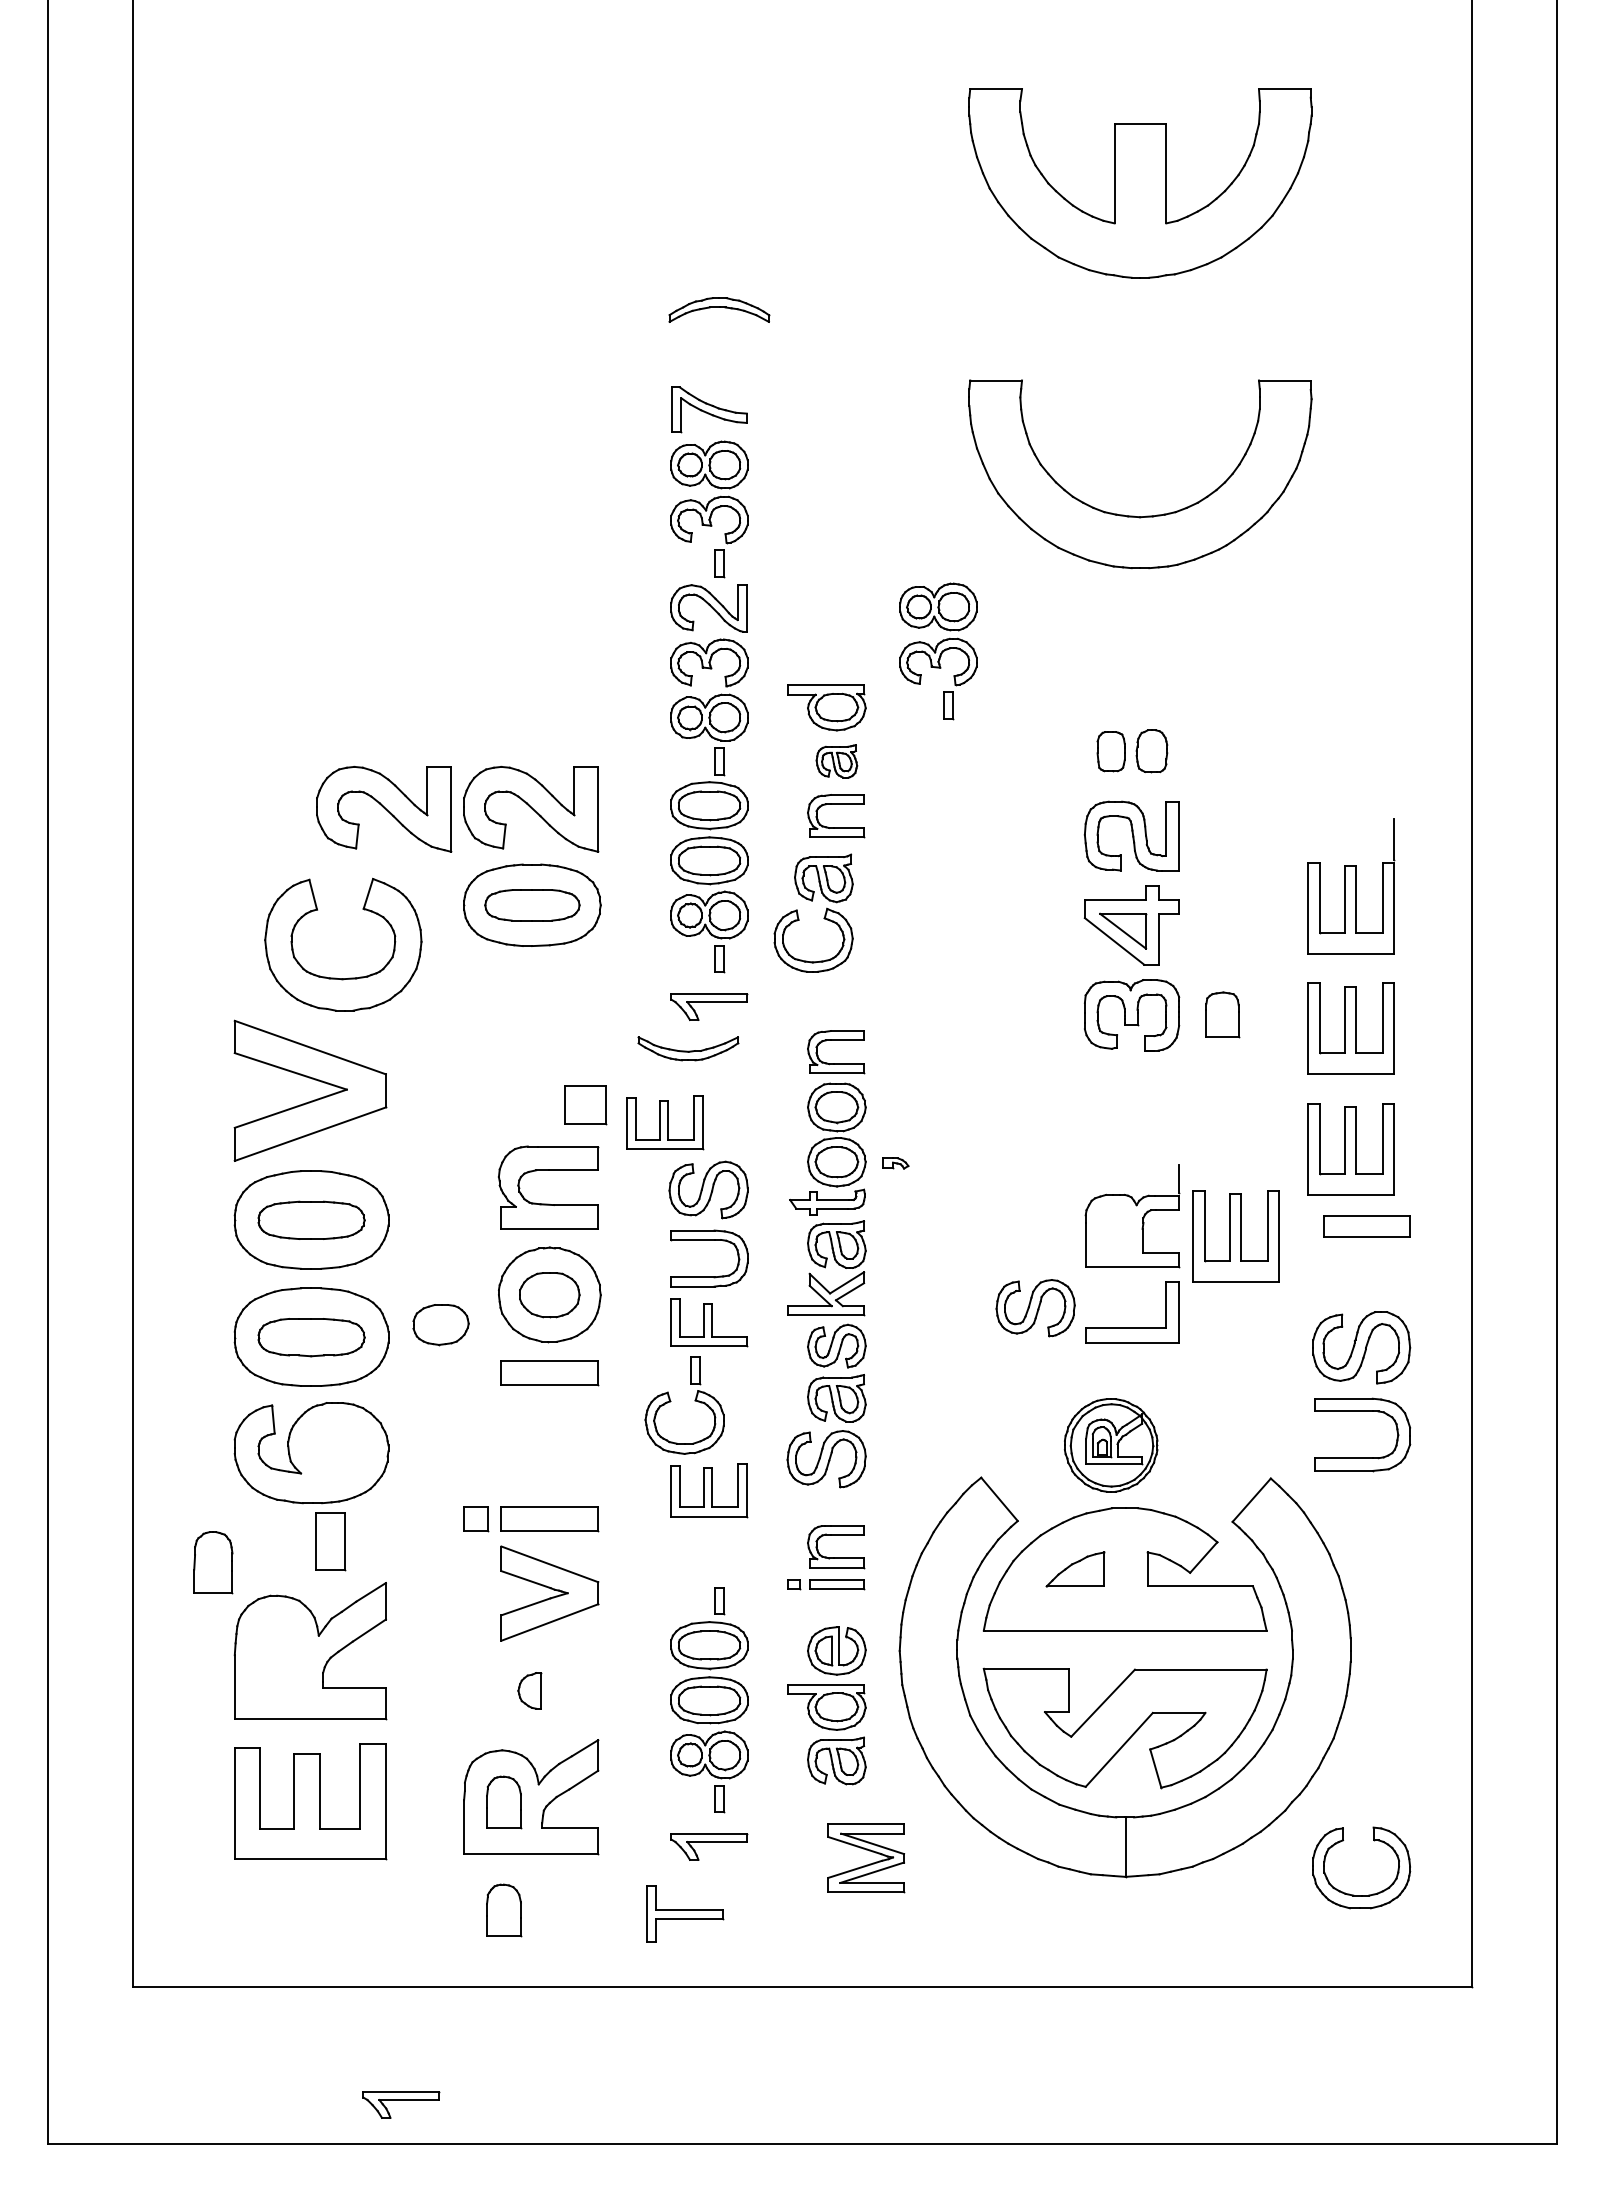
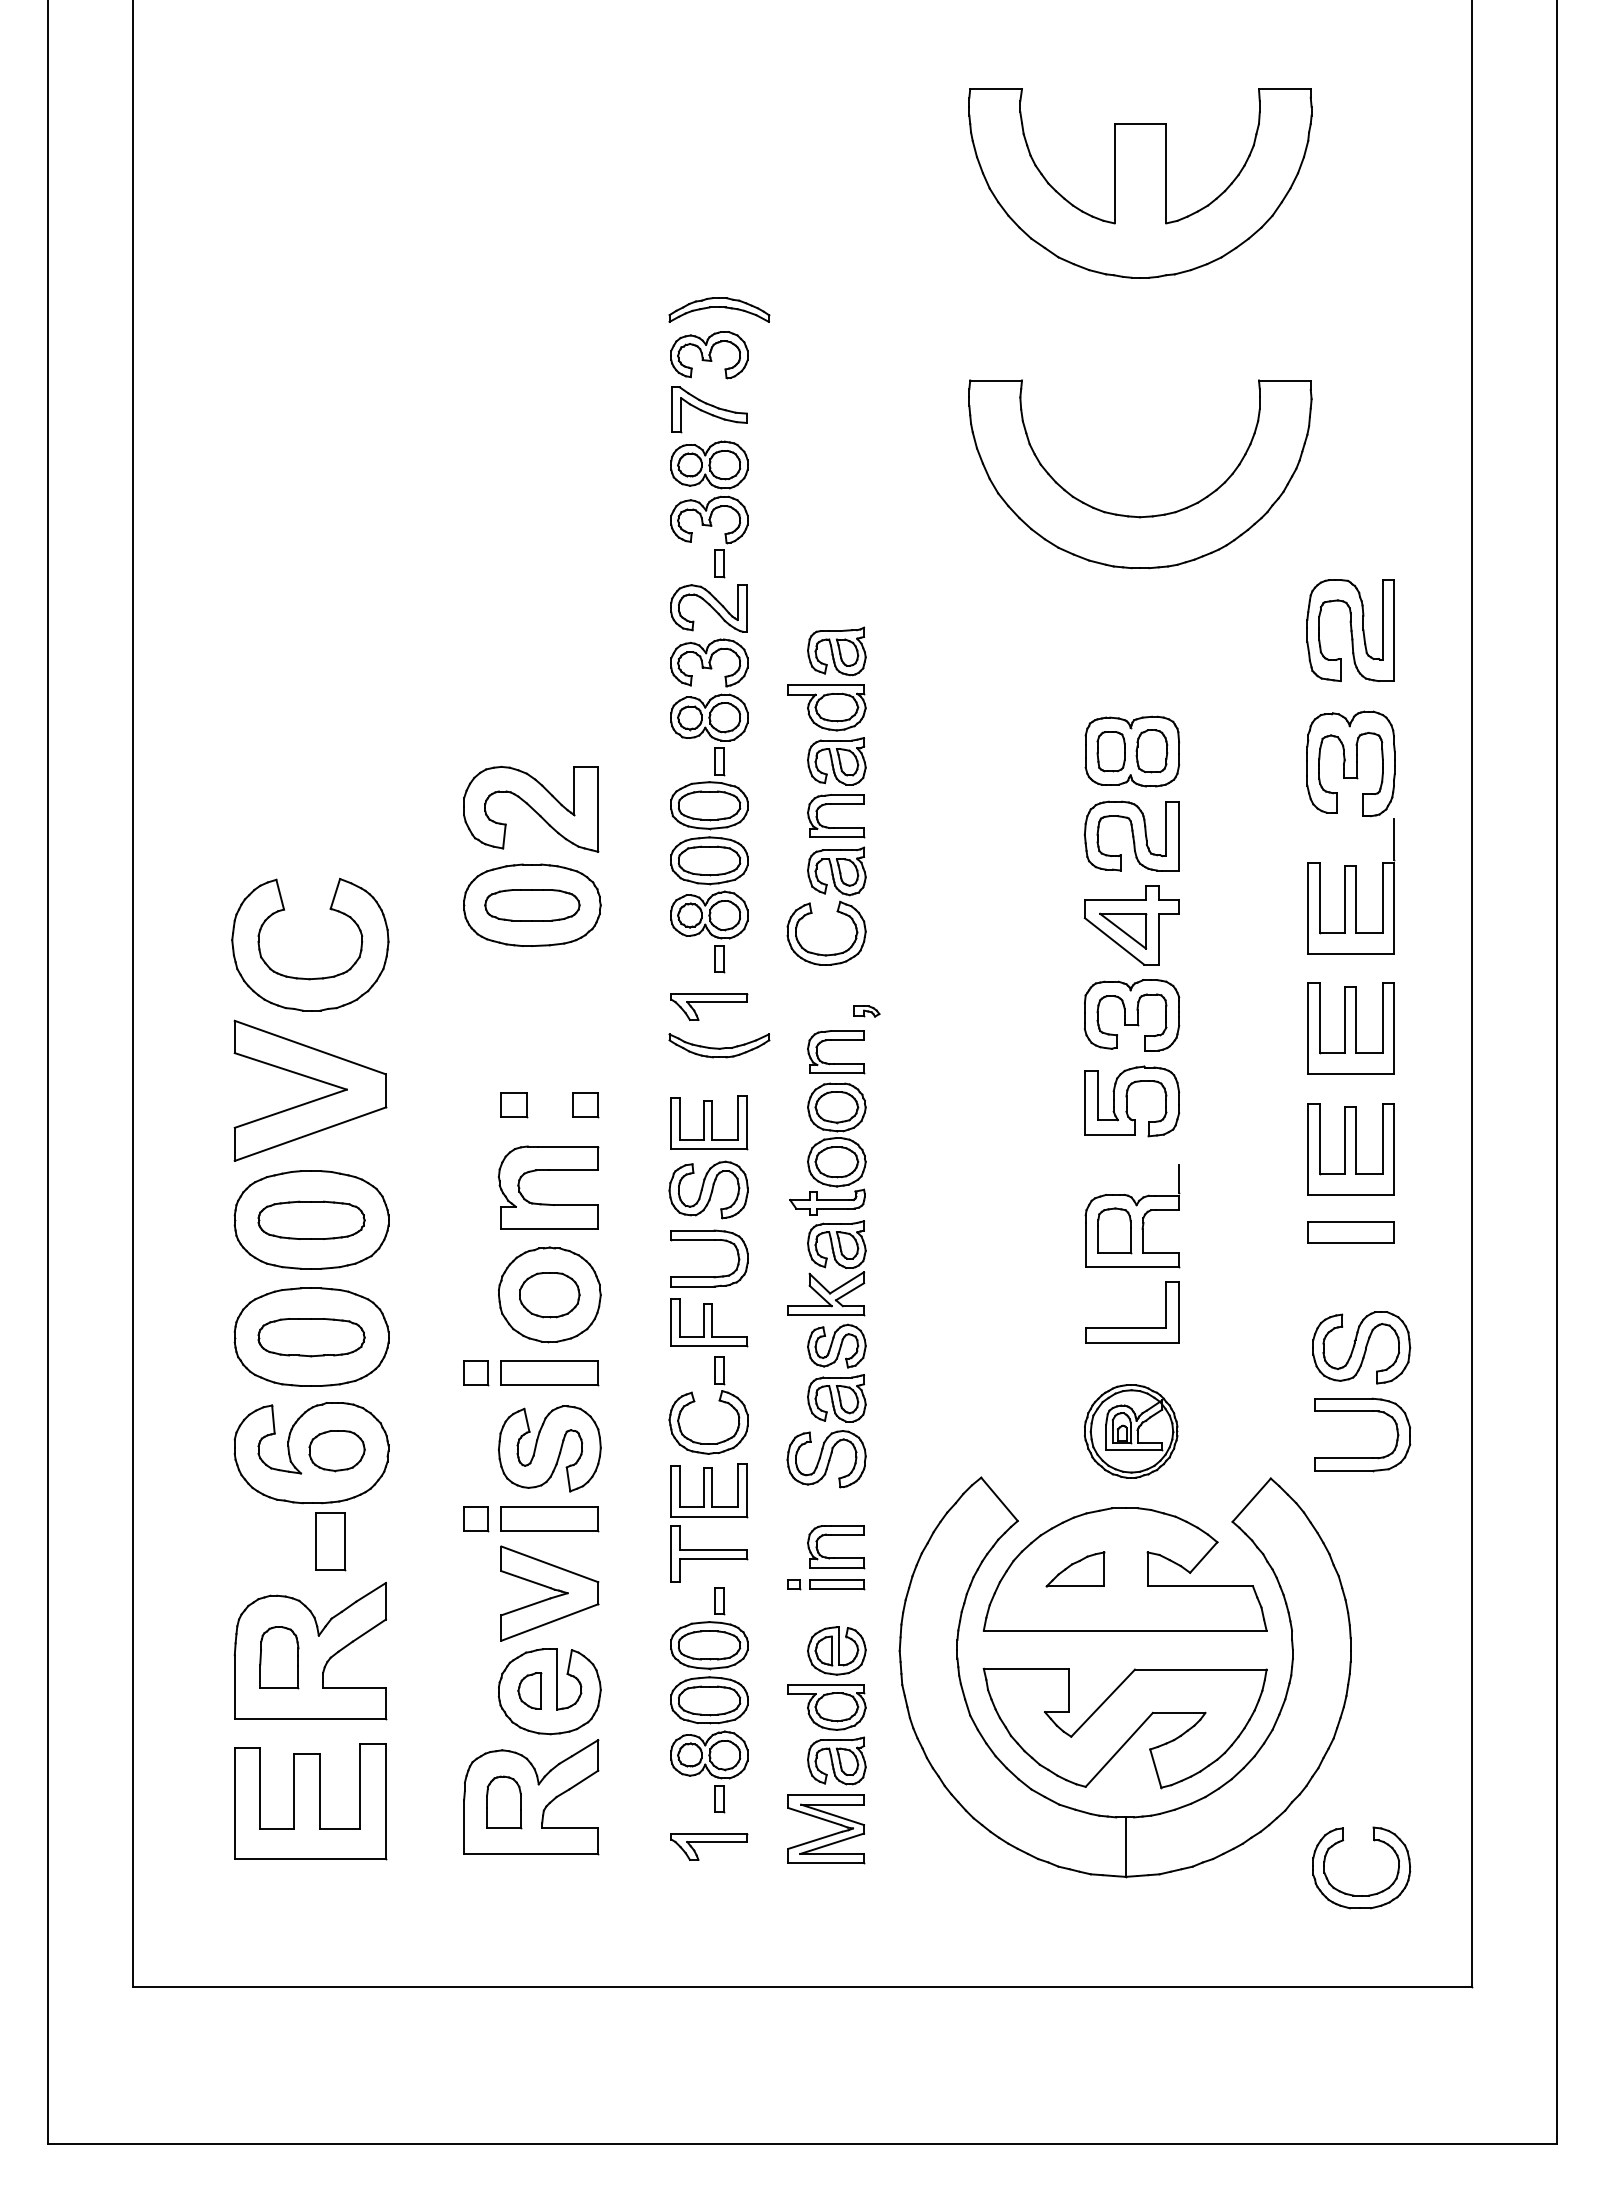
part: none -> present (709, 355)
part: none -> present (1350, 630)
part: none -> present (836, 651)
part: present -> none (938, 651)
part: none -> present (1132, 751)
part size: 44x35 px -> 60x49 px (836, 761)
part: none -> present (1350, 763)
part: present -> none (384, 809)
part position: (812, 901) -> (825, 894) (825, 894)
part position: (349, 977) -> (316, 977) (316, 977)
part position: (1222, 1014) -> (1114, 1230) (1114, 1230)
part position: (688, 1048) -> (719, 1045) (719, 1045)
part: none -> present (1132, 1101)
part: none -> present (514, 1105)
part size: 44x41 px -> 28x27 px (585, 1105)
part position: (665, 1122) -> (709, 1122) (709, 1122)
part position: (895, 1163) -> (866, 1011) (866, 1011)
part position: (1366, 1226) -> (1350, 1232) (1350, 1232)
part: present -> none (1235, 1236)
part: present -> none (1035, 1308)
part position: (440, 1325) -> (336, 1451) (336, 1451)
part: none -> present (476, 1373)
part position: (694, 1401) -> (718, 1401) (718, 1401)
part position: (1110, 1445) -> (1130, 1431) (1130, 1431)
part: none -> present (549, 1448)
part position: (213, 1562) -> (279, 1657) (279, 1657)
part: none -> present (549, 1691)
part position: (866, 1858) -> (826, 1829) (826, 1829)
part: present -> none (504, 1910)
part position: (685, 1913) -> (709, 1553) (709, 1553)
part: present -> none (401, 2104)
